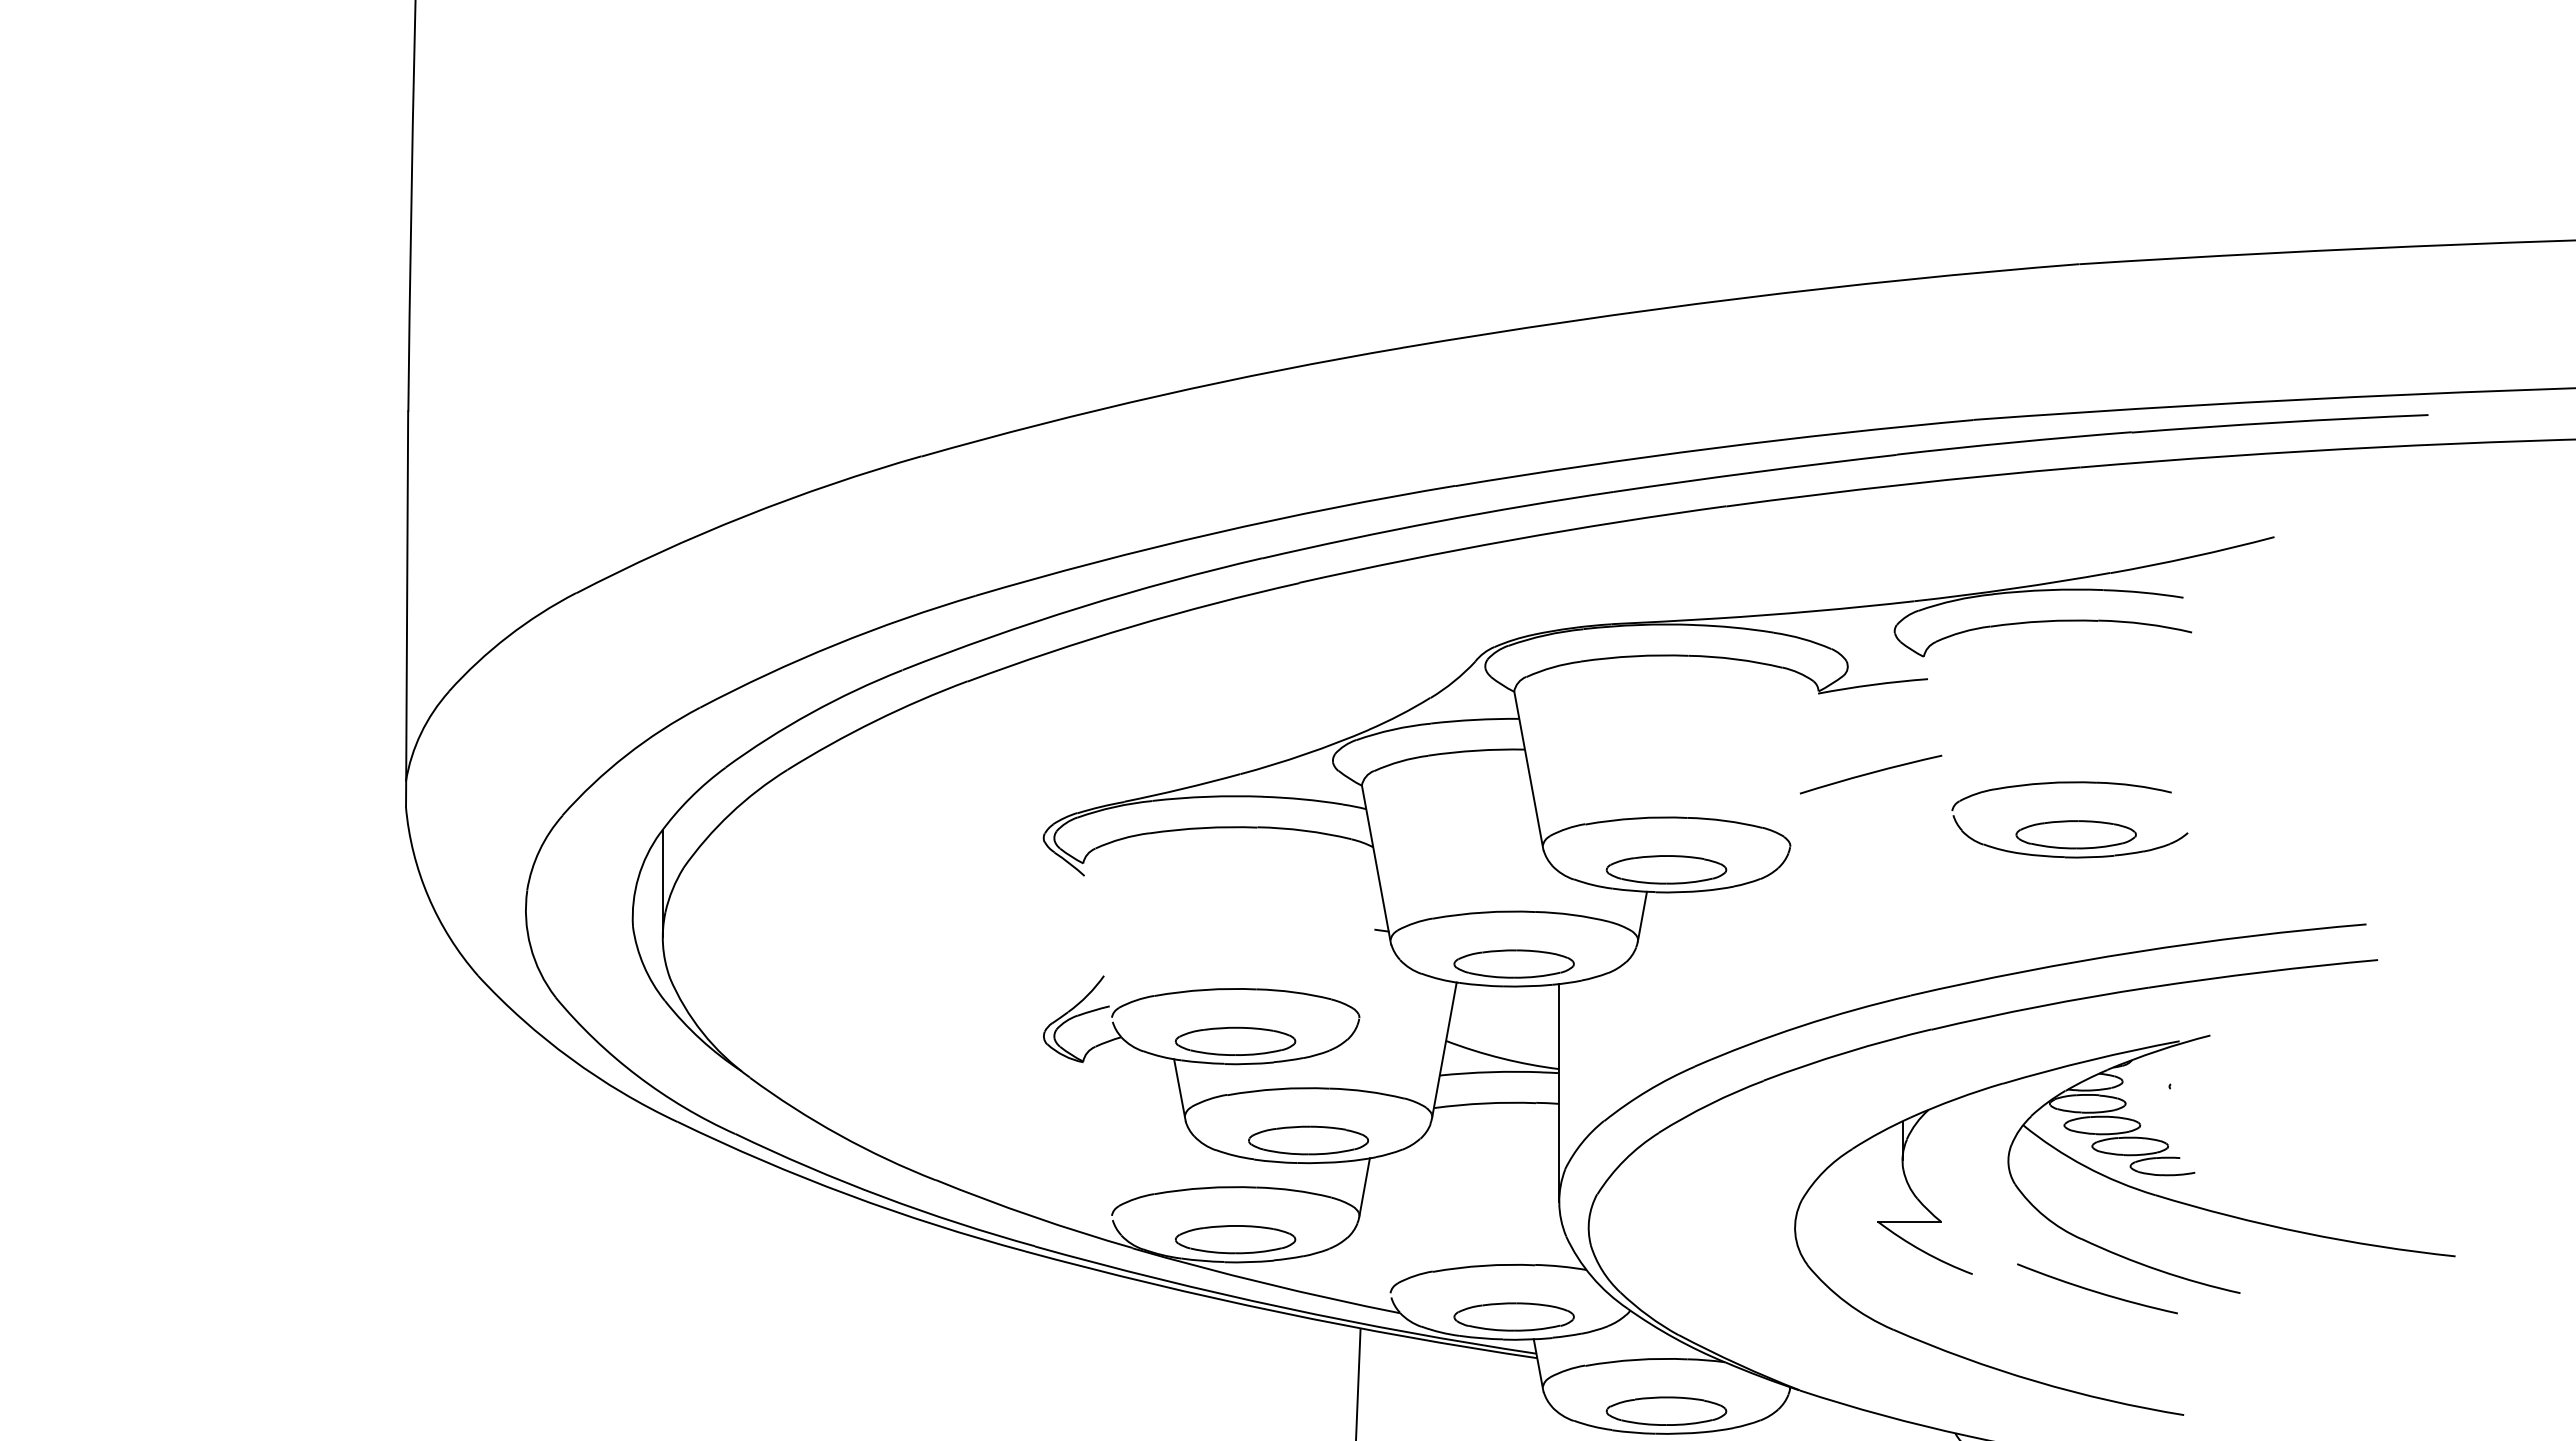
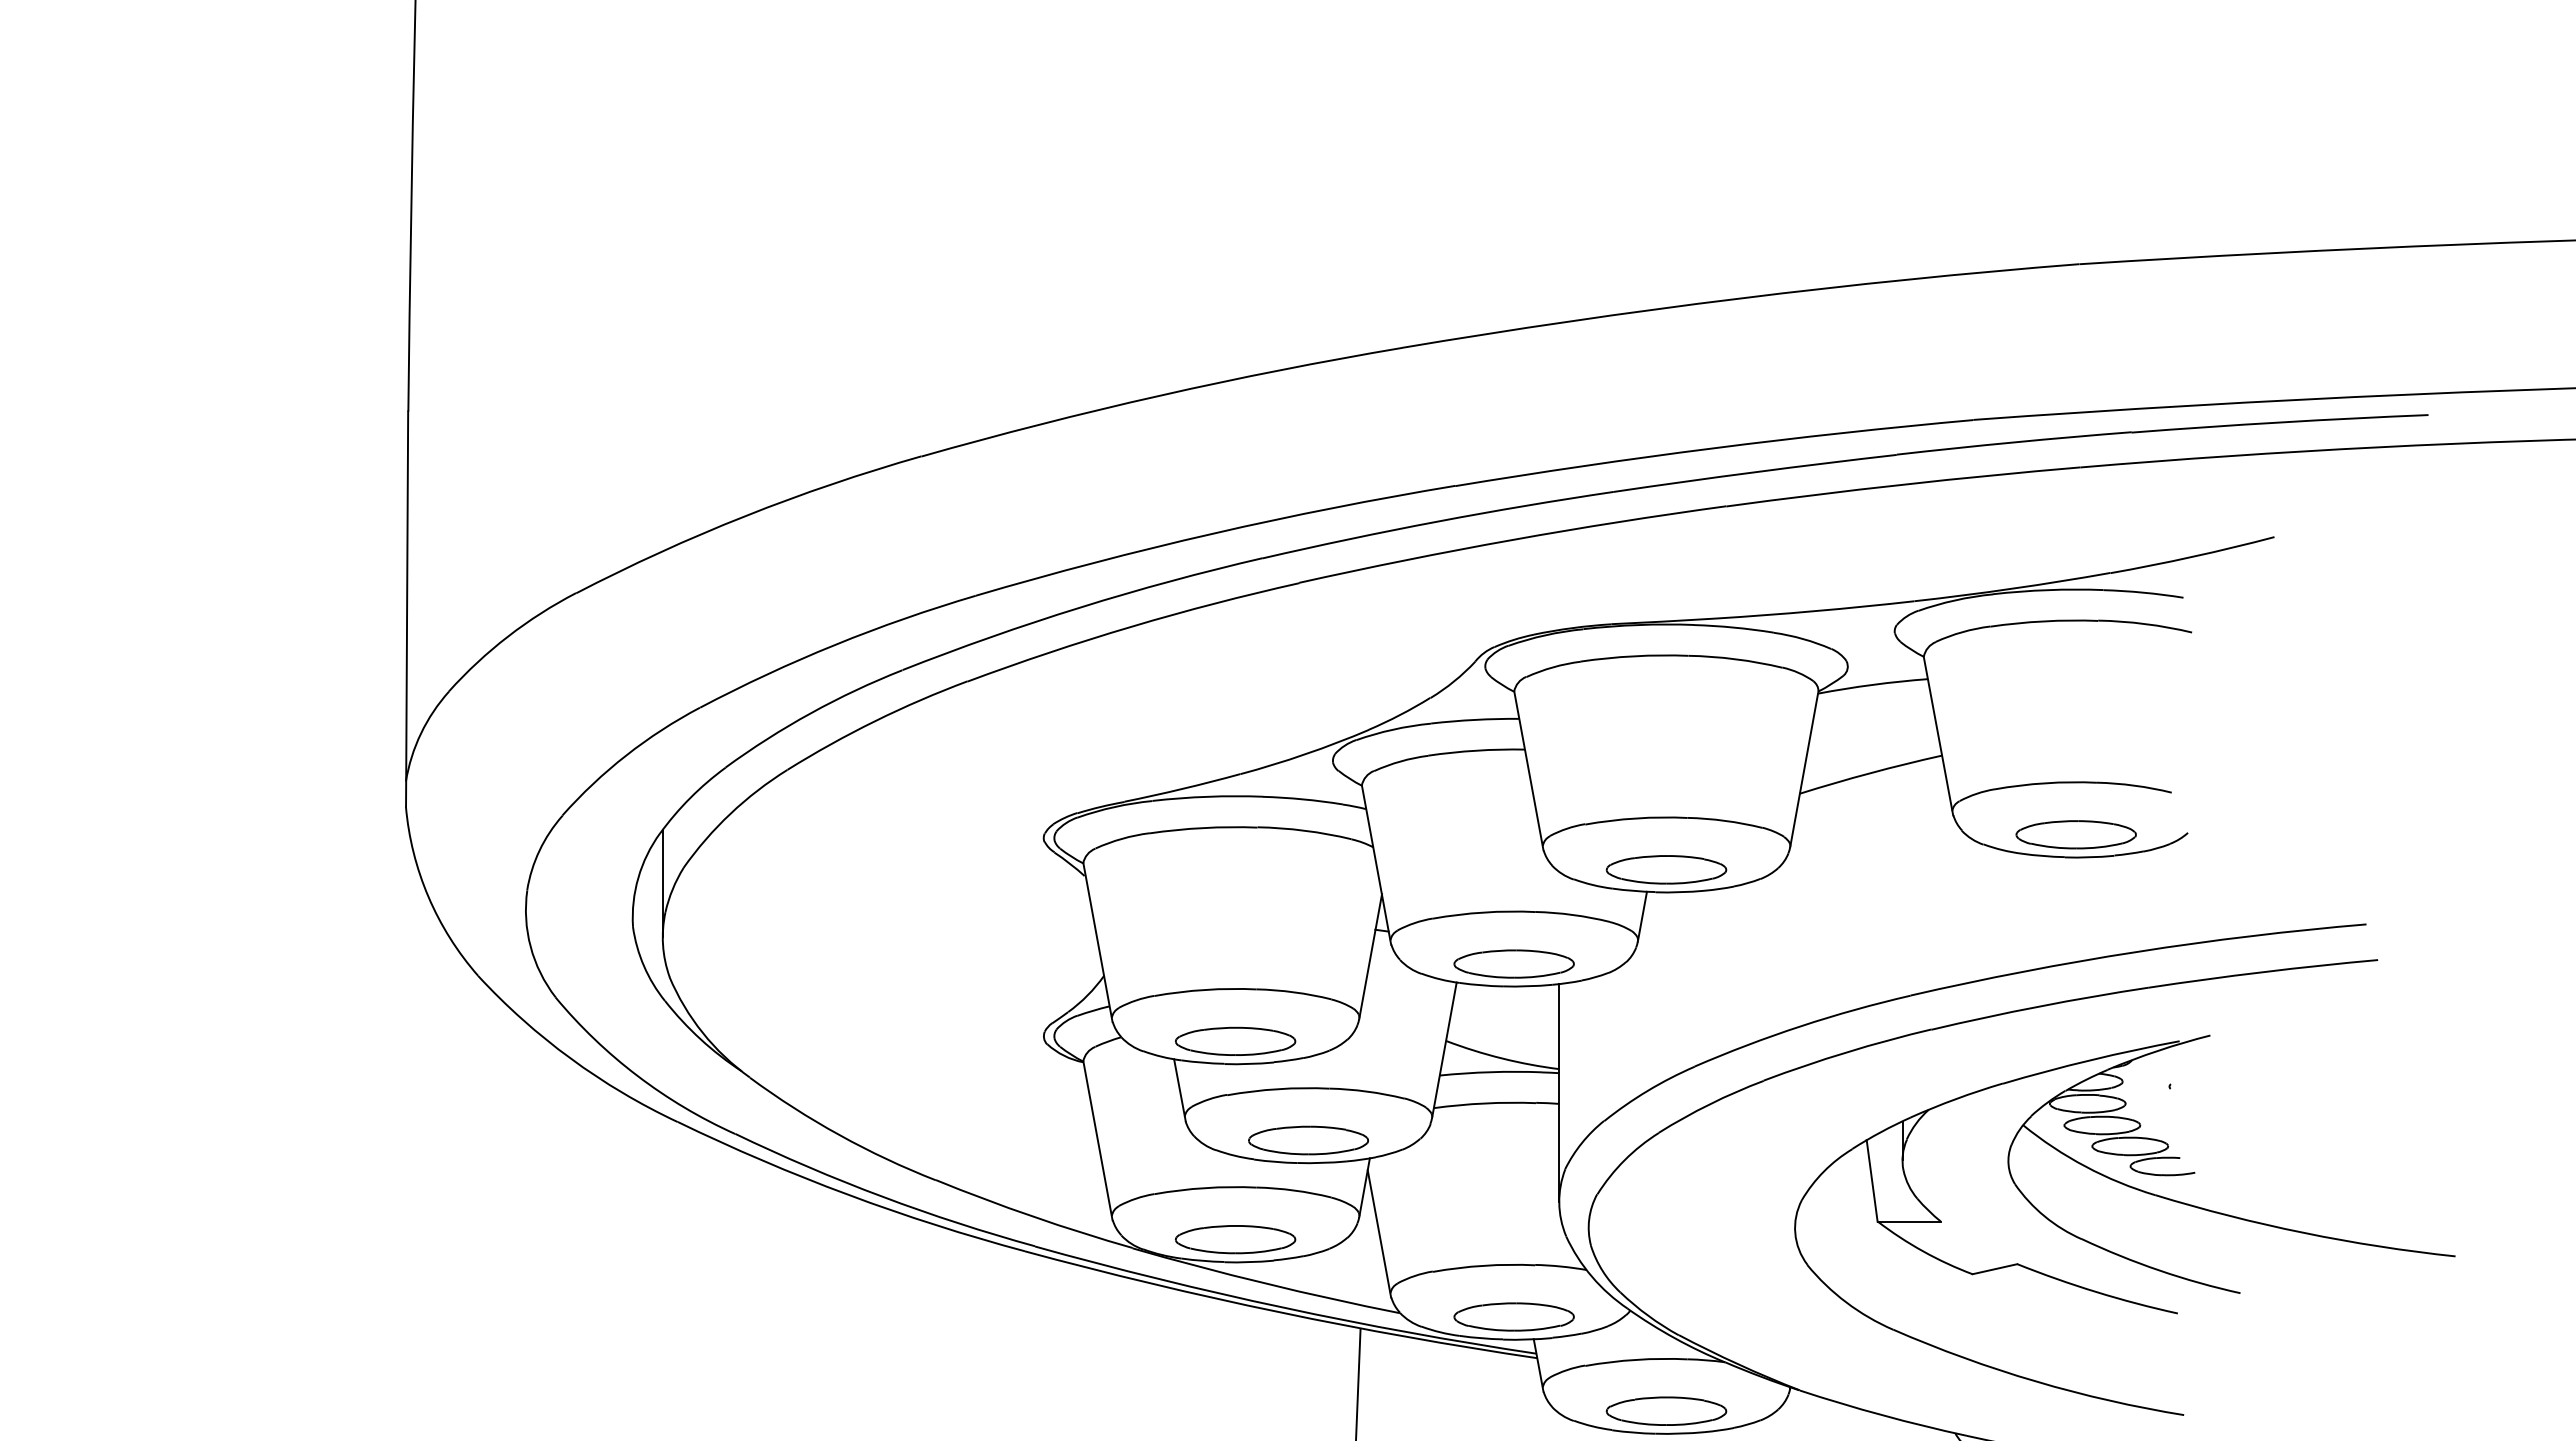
line: none -> present (1938, 735)
line: none -> present (1804, 769)
line: none -> present (1097, 942)
line: none -> present (1370, 956)
line: none -> present (1097, 1140)
line: none -> present (1871, 1180)
line: none -> present (1379, 1233)
line: none -> present (1994, 1269)
